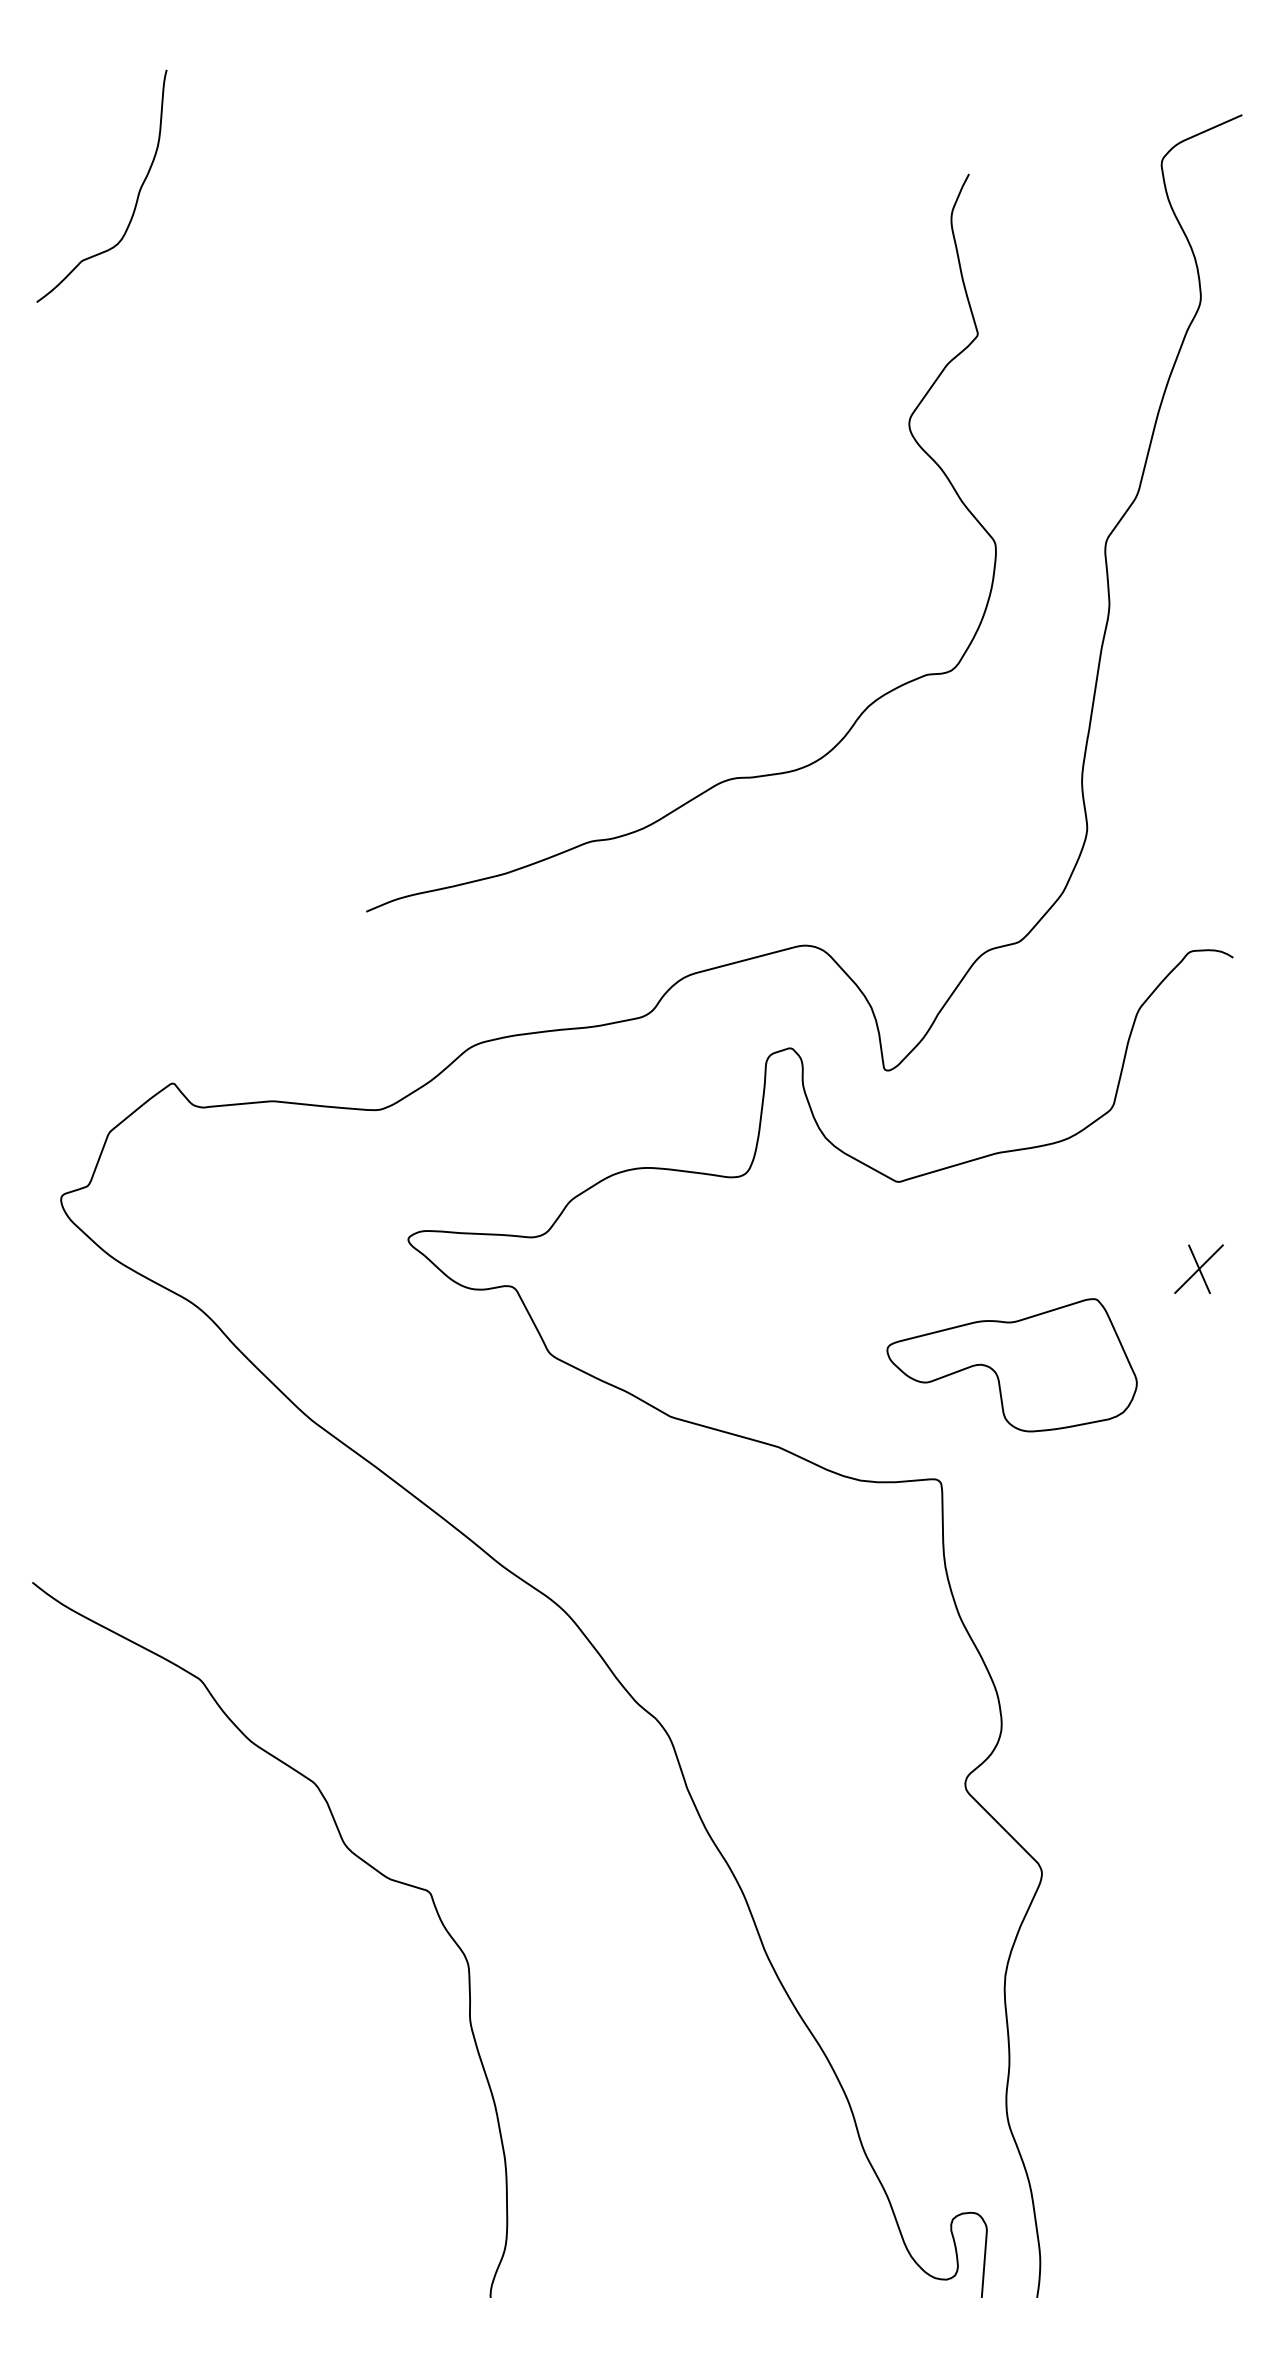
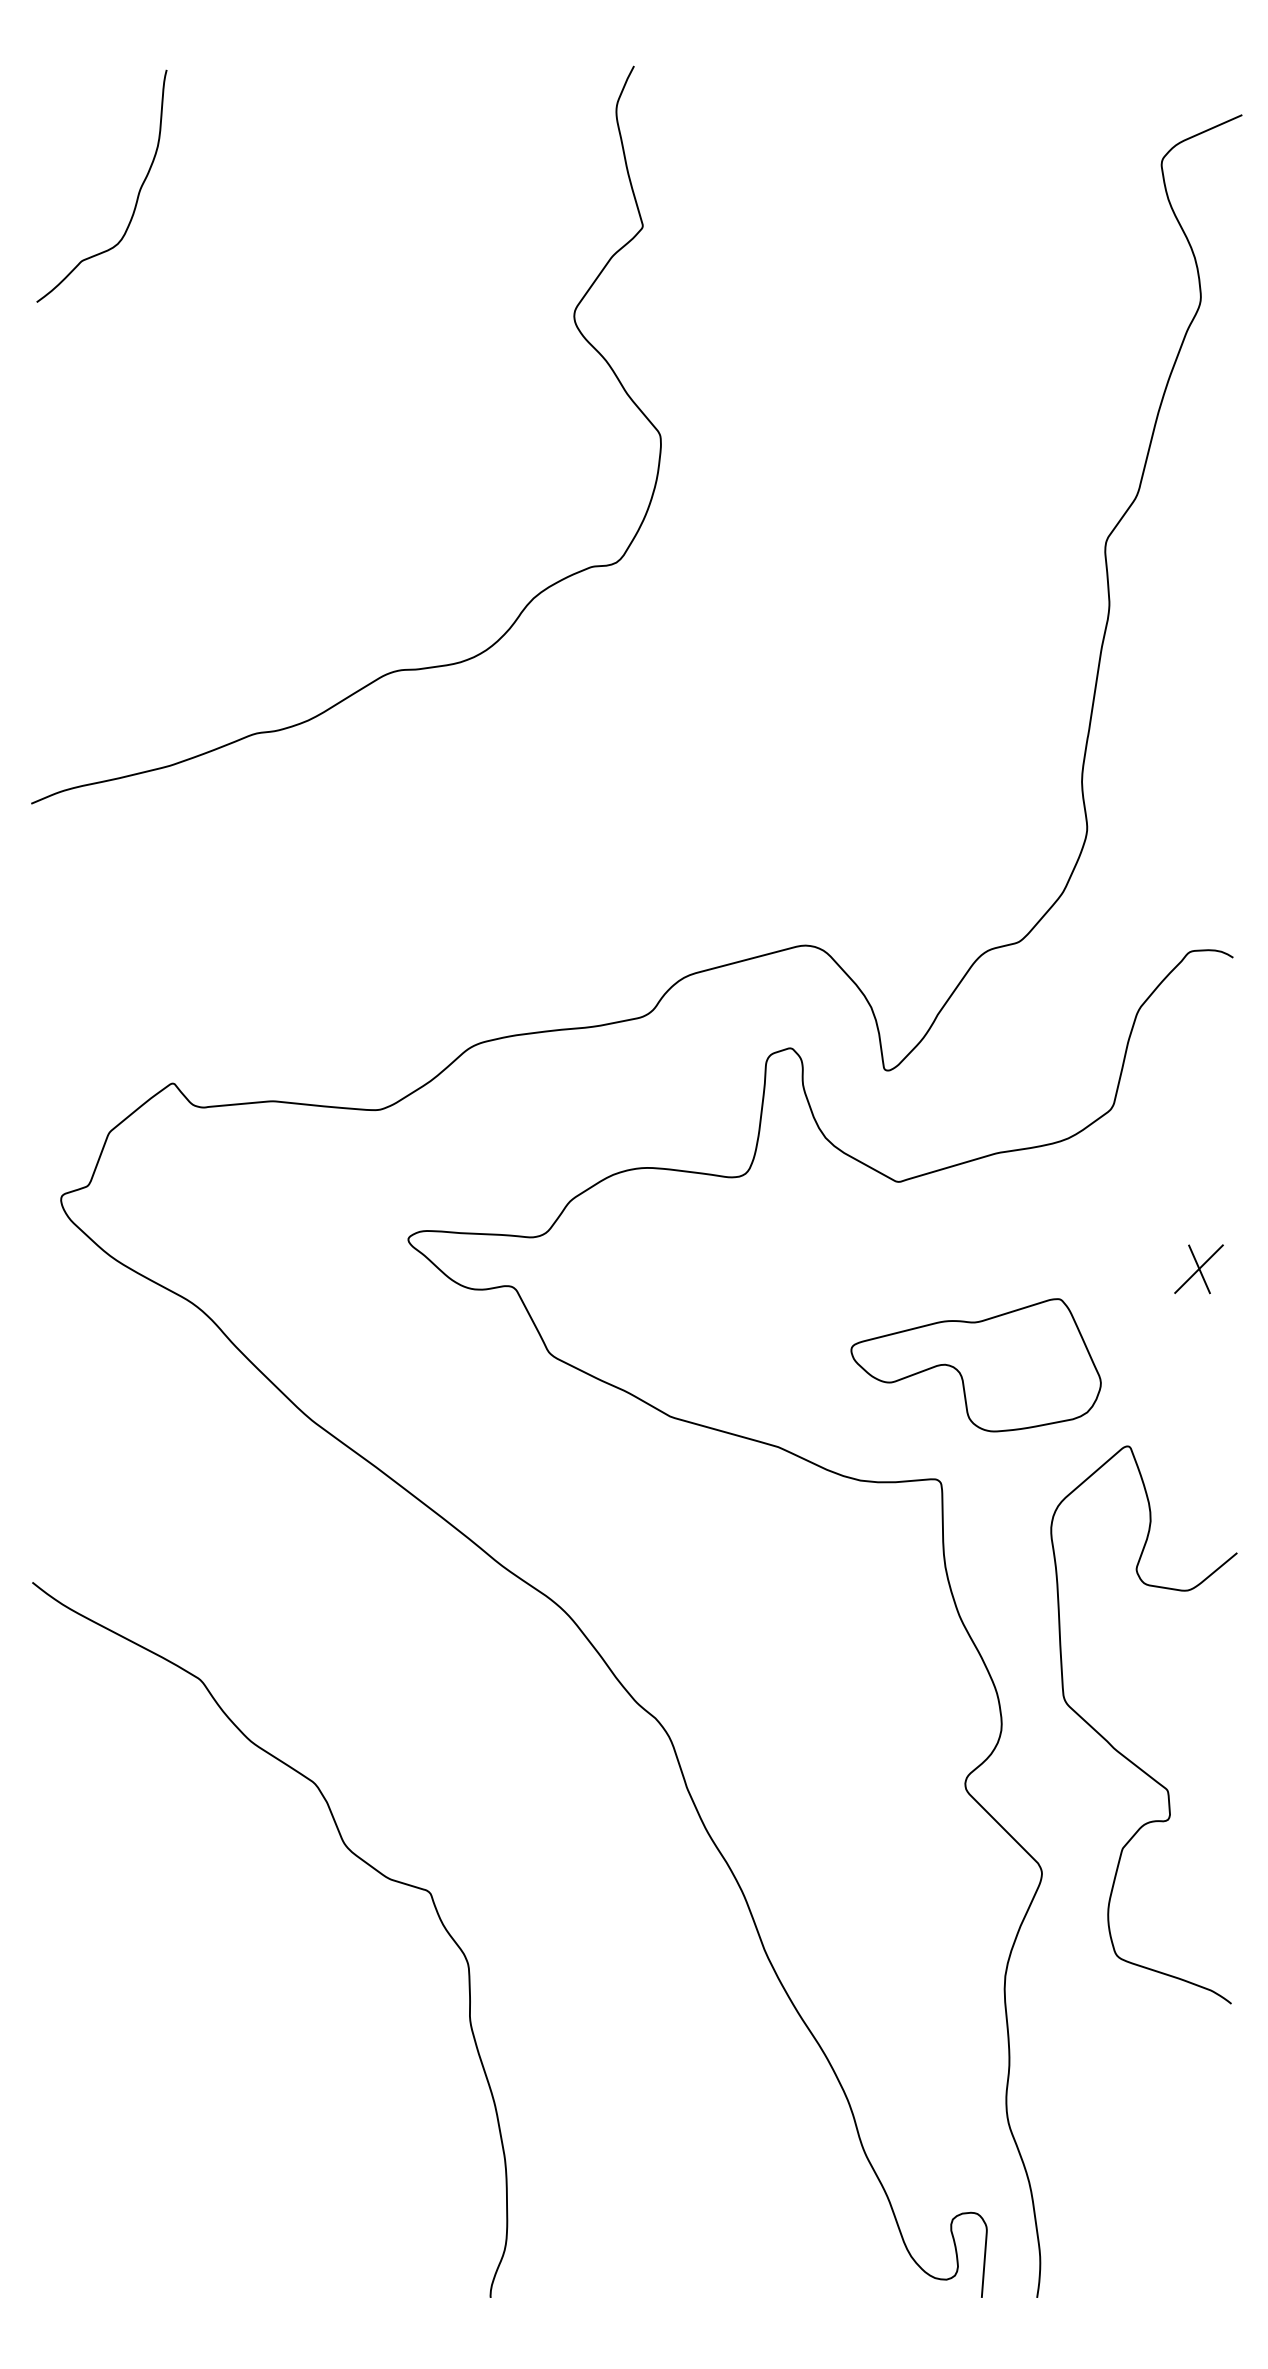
curve position: (733, 777) -> (398, 669) (398, 669)
part position: (1011, 1365) -> (975, 1365) (975, 1365)
curve: none -> present (1123, 1754)
